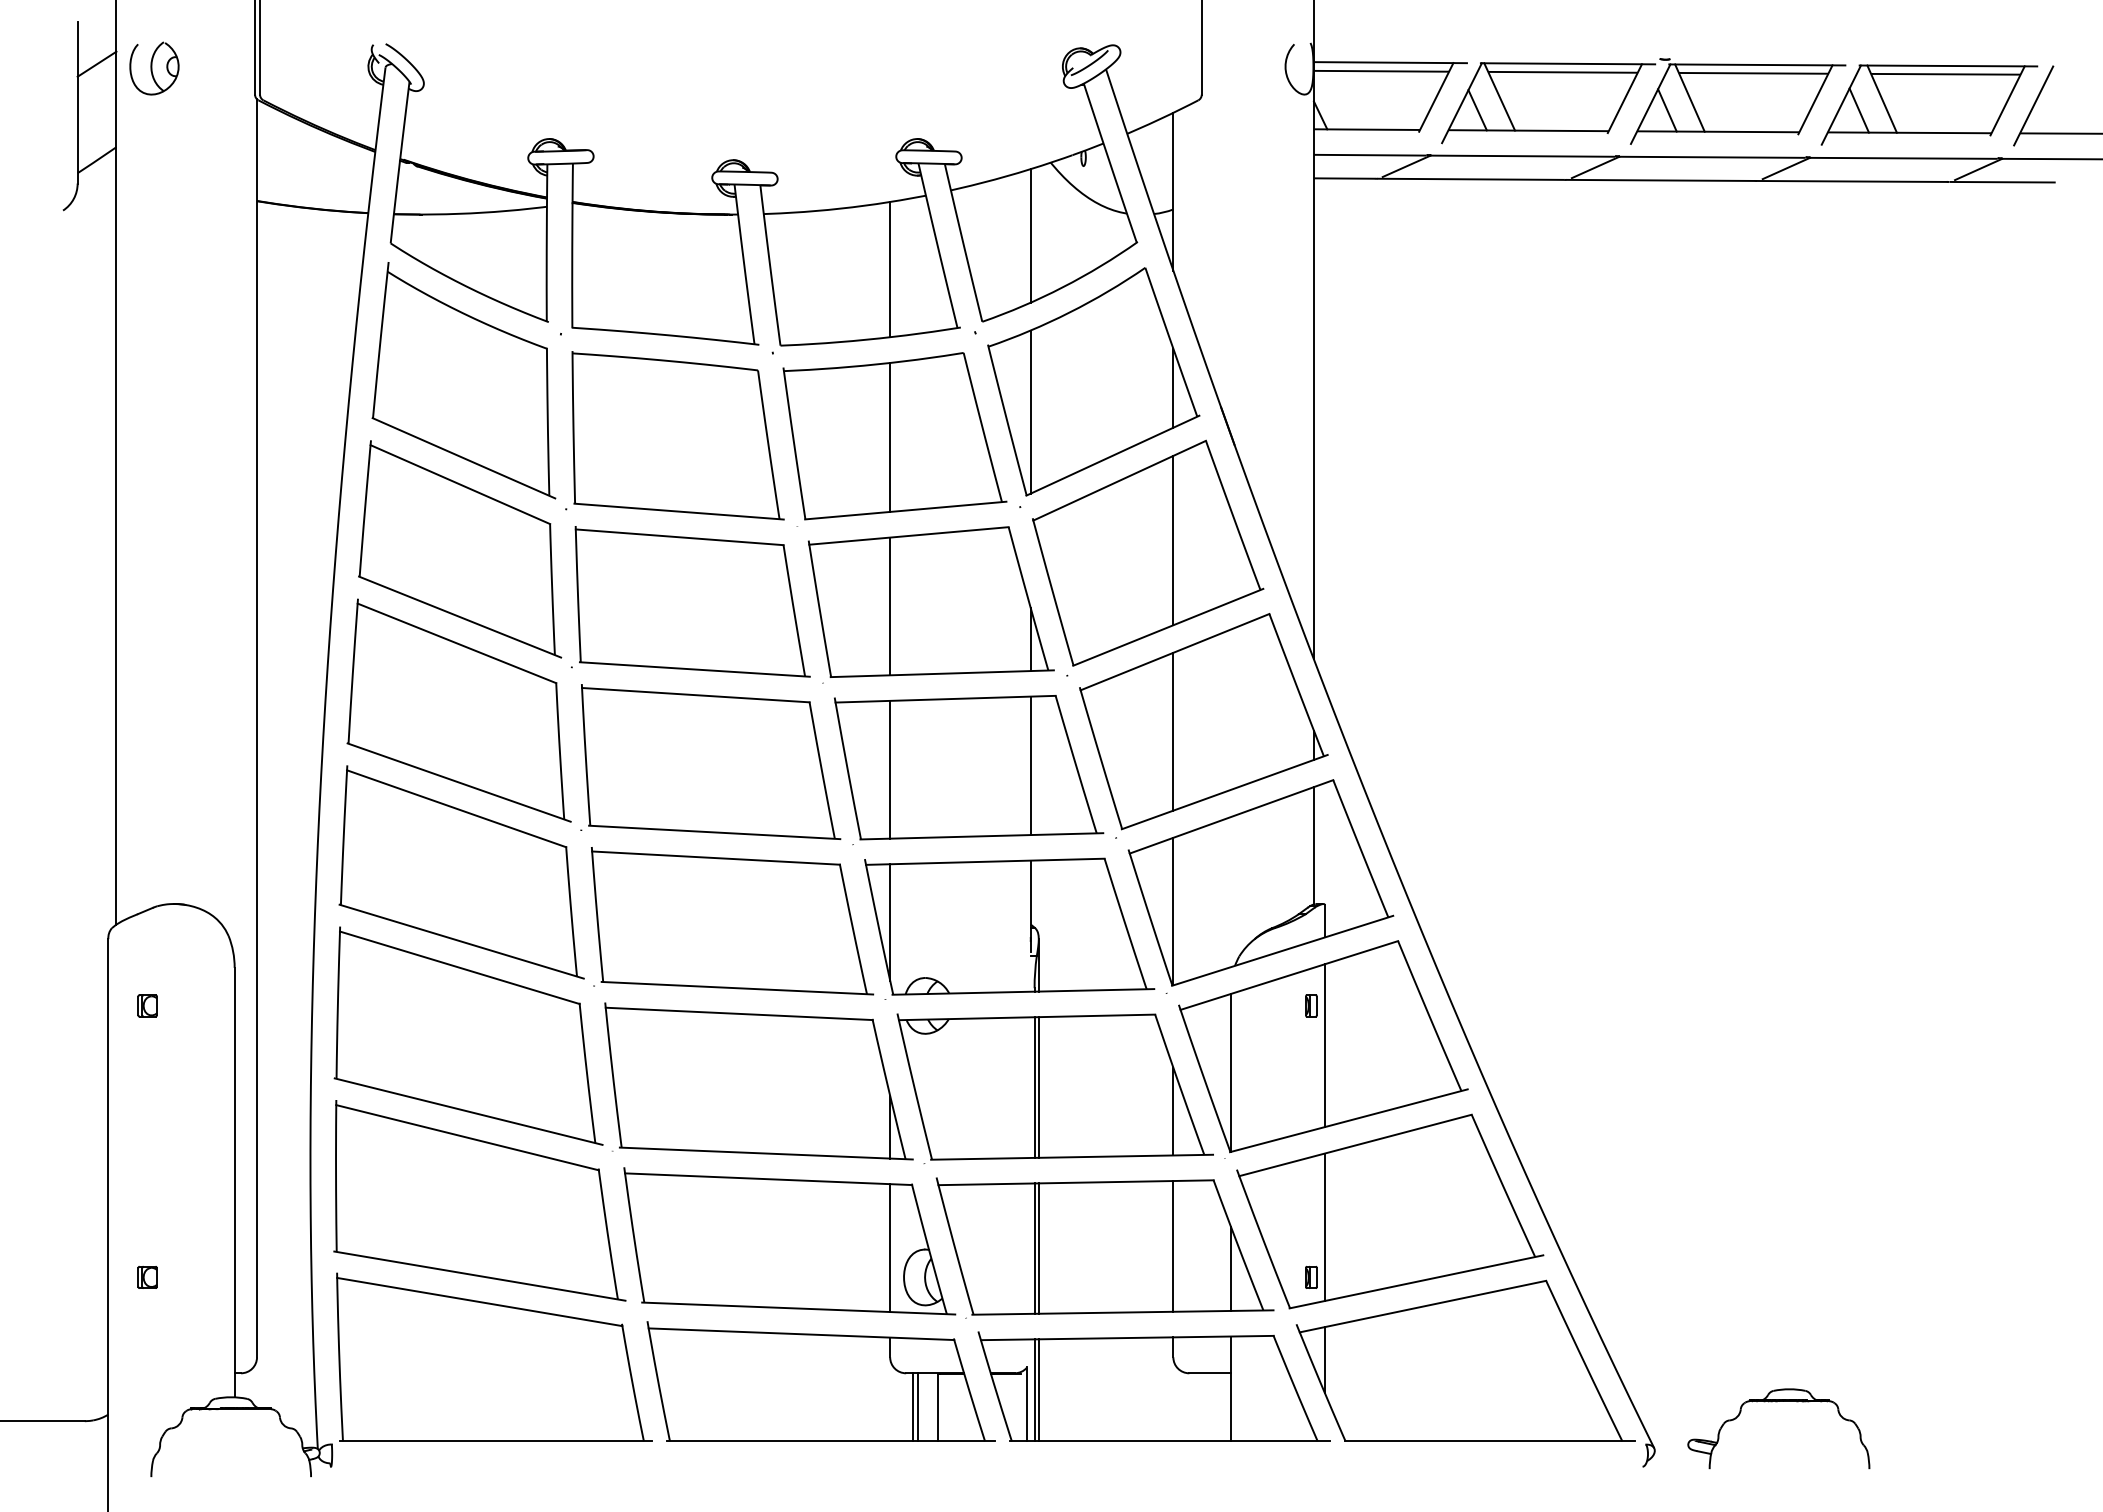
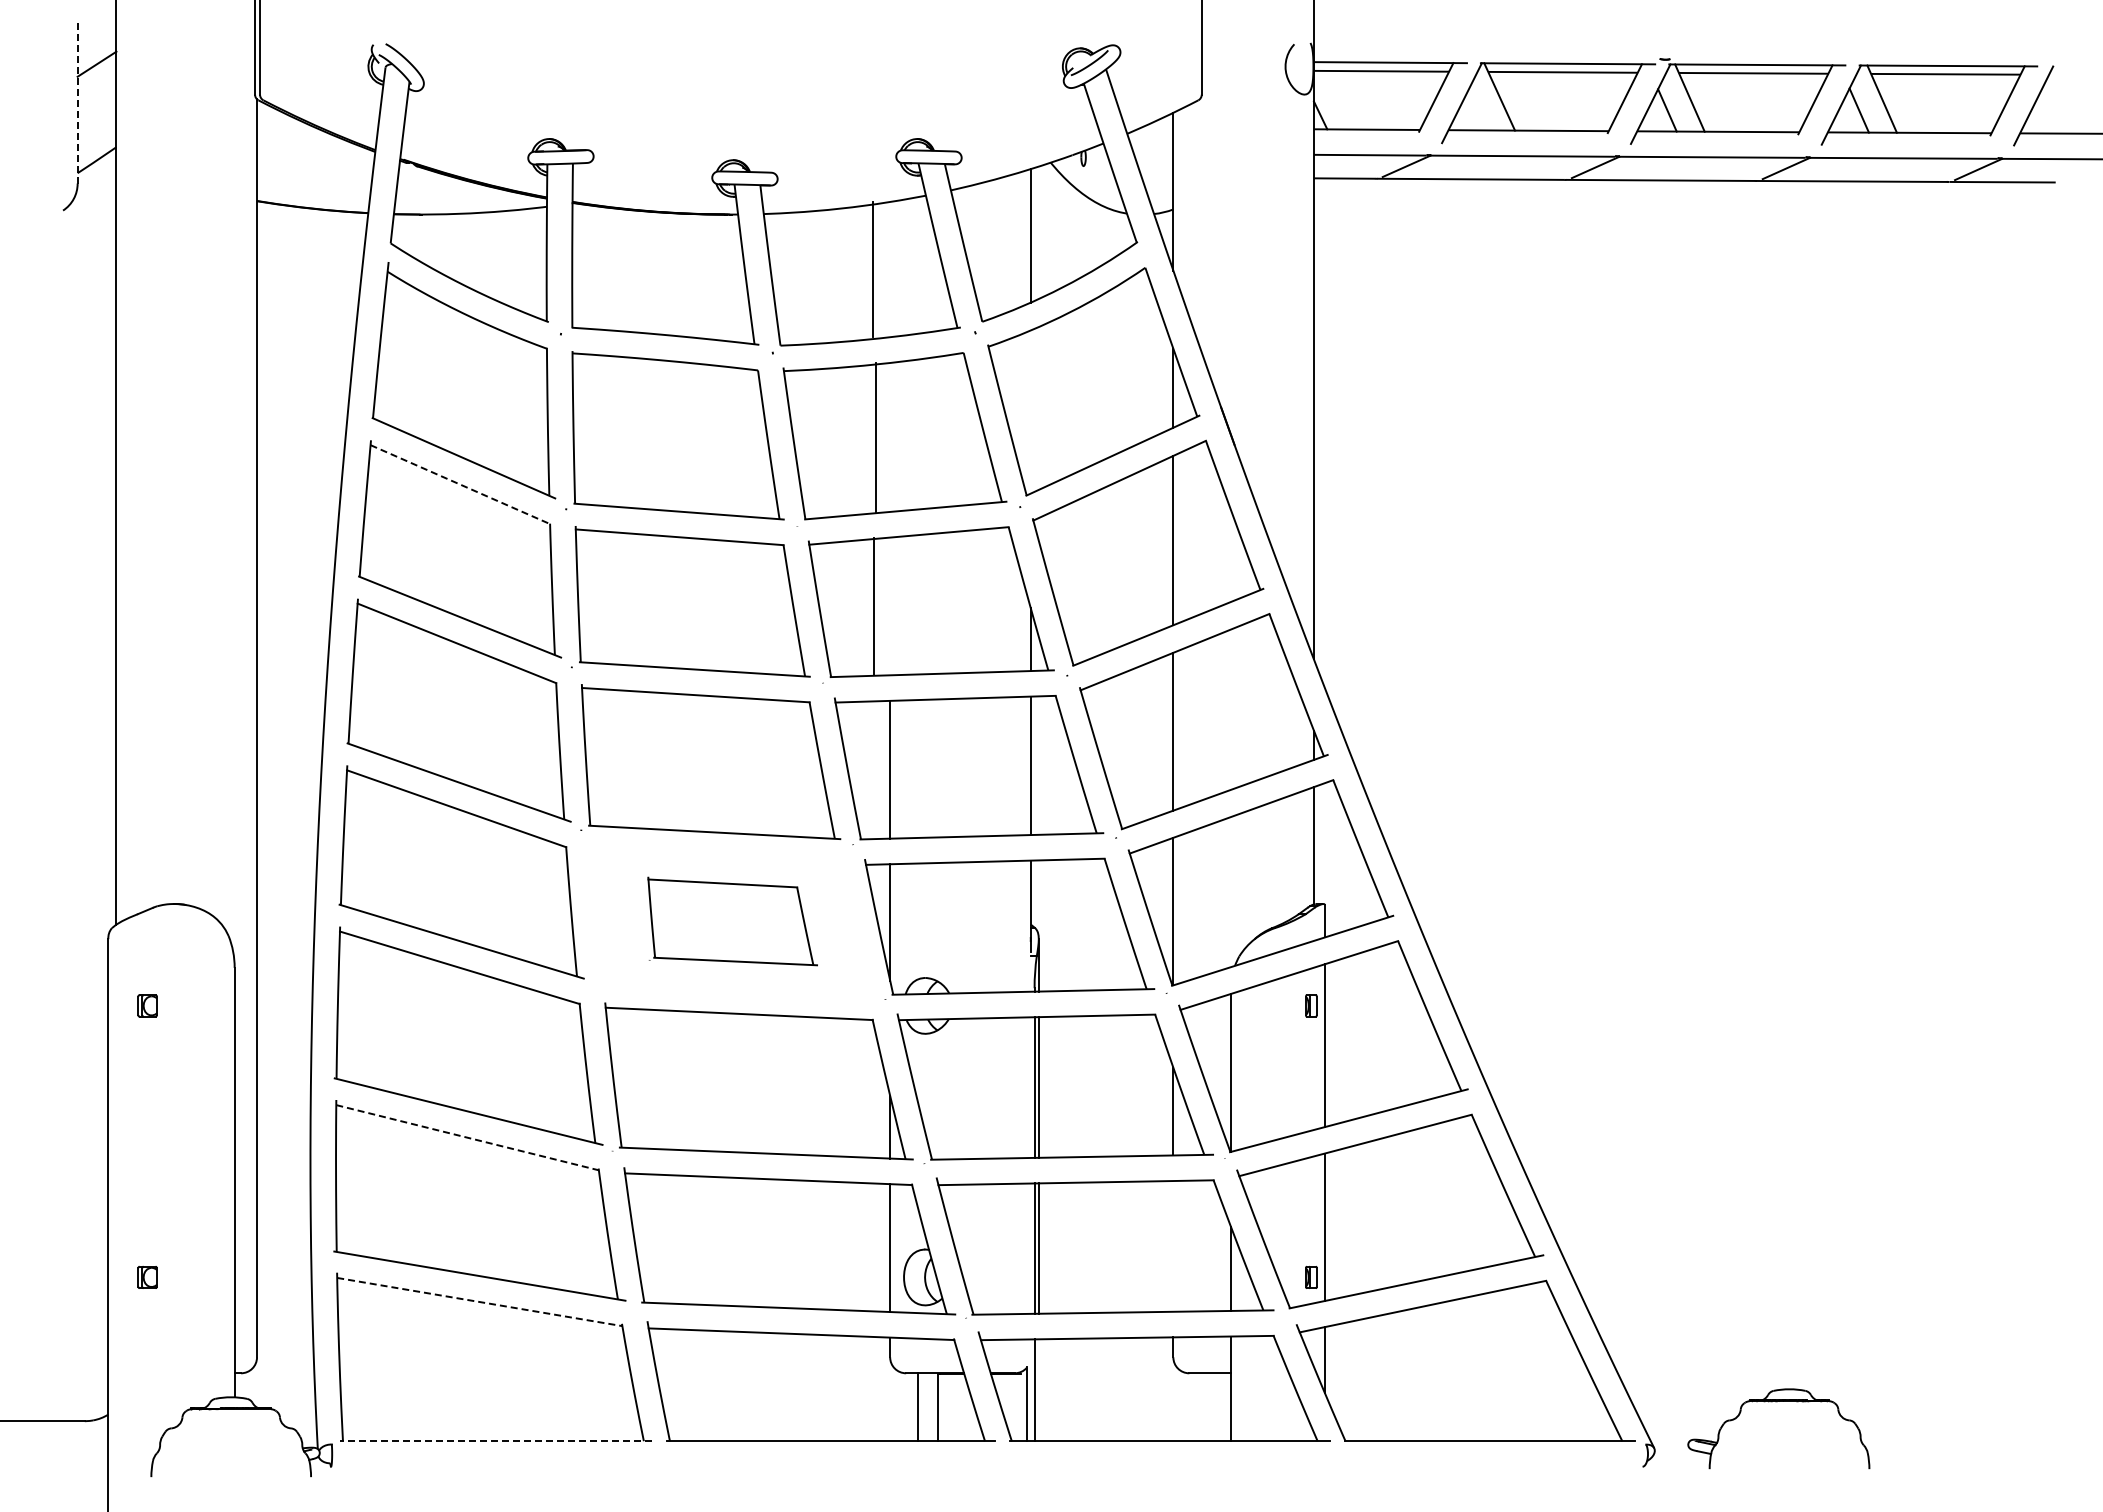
part: present -> none (154, 68)
line: solid -> dashed (77, 102)
line: present -> none (1477, 110)
line position: (890, 269) -> (873, 269) (873, 269)
line: present -> none (1030, 411)
line position: (890, 436) -> (876, 436) (876, 436)
line: solid -> dashed (460, 484)
line position: (890, 606) -> (874, 606) (874, 606)
part size: 284x149 px -> 171x91 px (732, 921)
line: solid -> dashed (468, 1137)
line: present -> none (1173, 1246)
line: solid -> dashed (479, 1302)
line: present -> none (1038, 1390)
line: present -> none (912, 1407)
line: solid -> dashed (495, 1441)
